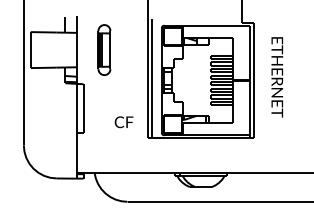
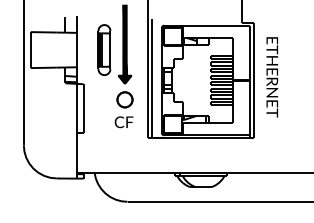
part: none -> present (124, 56)
text position: (277, 77) -> (272, 77) (272, 77)
